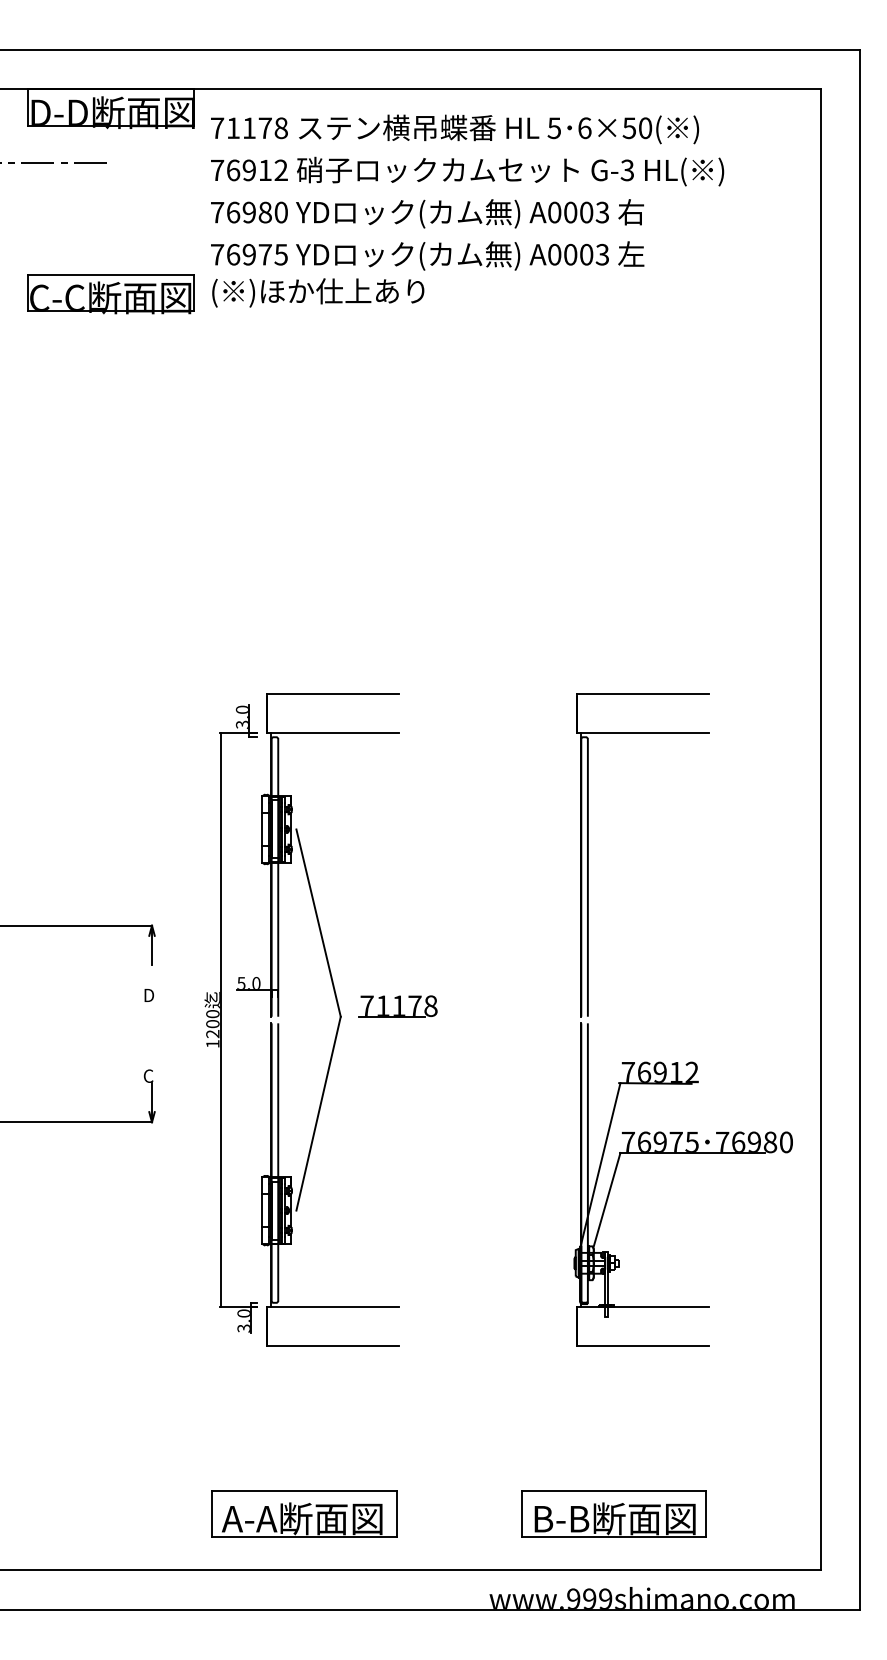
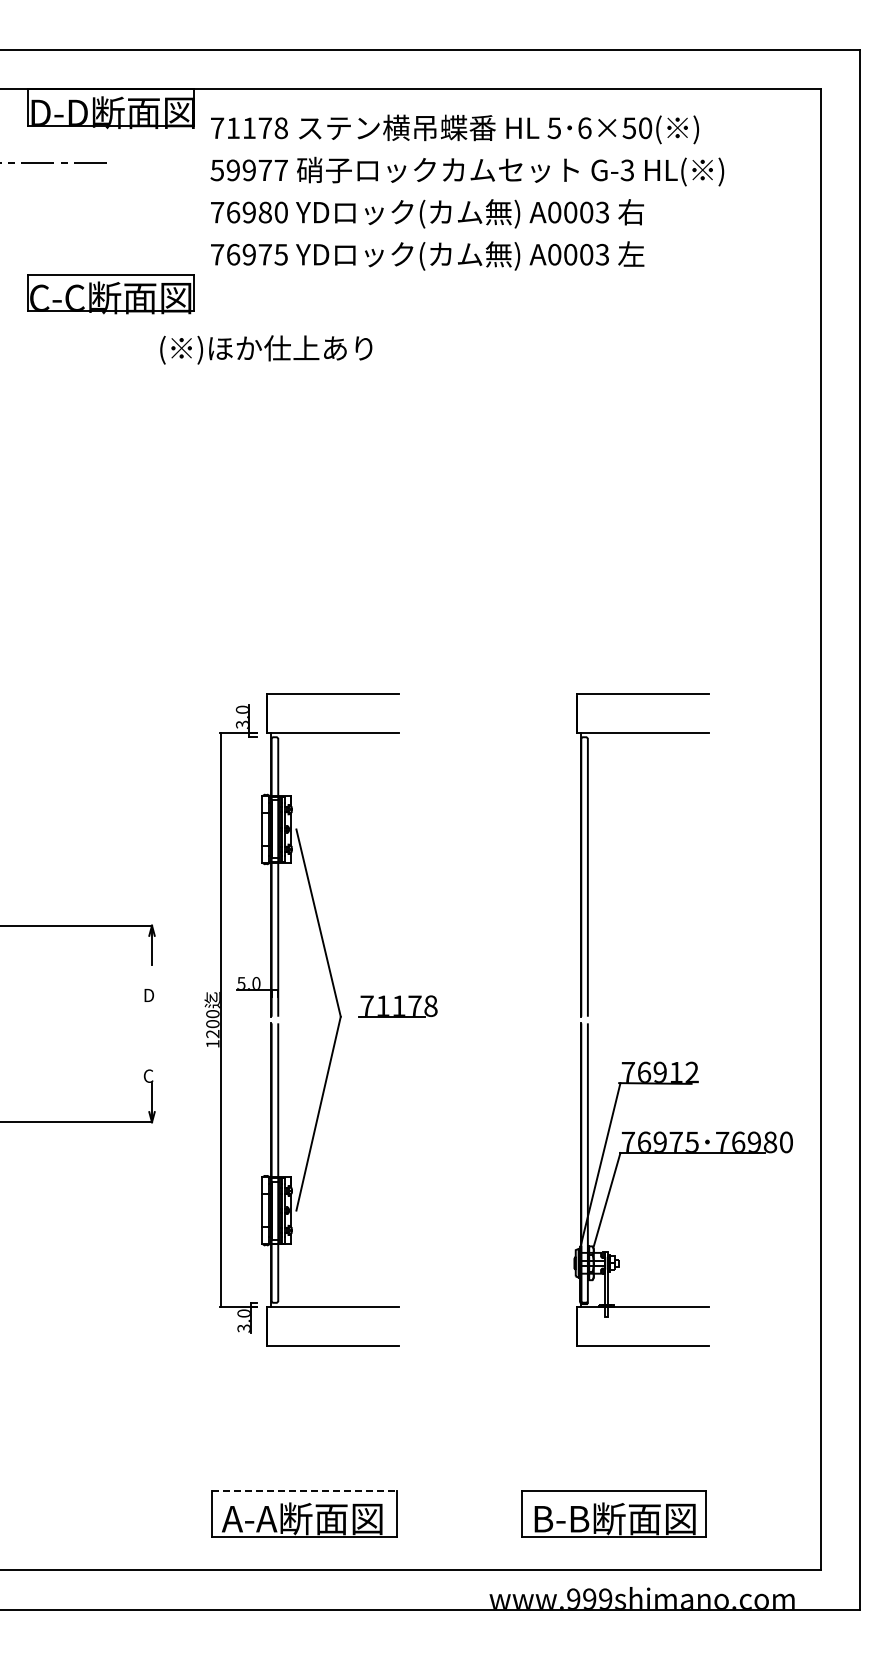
text: 76912 -> 59977 (248, 170)
text position: (318, 292) -> (266, 349) (266, 349)
line: solid -> dashed (305, 1490)
